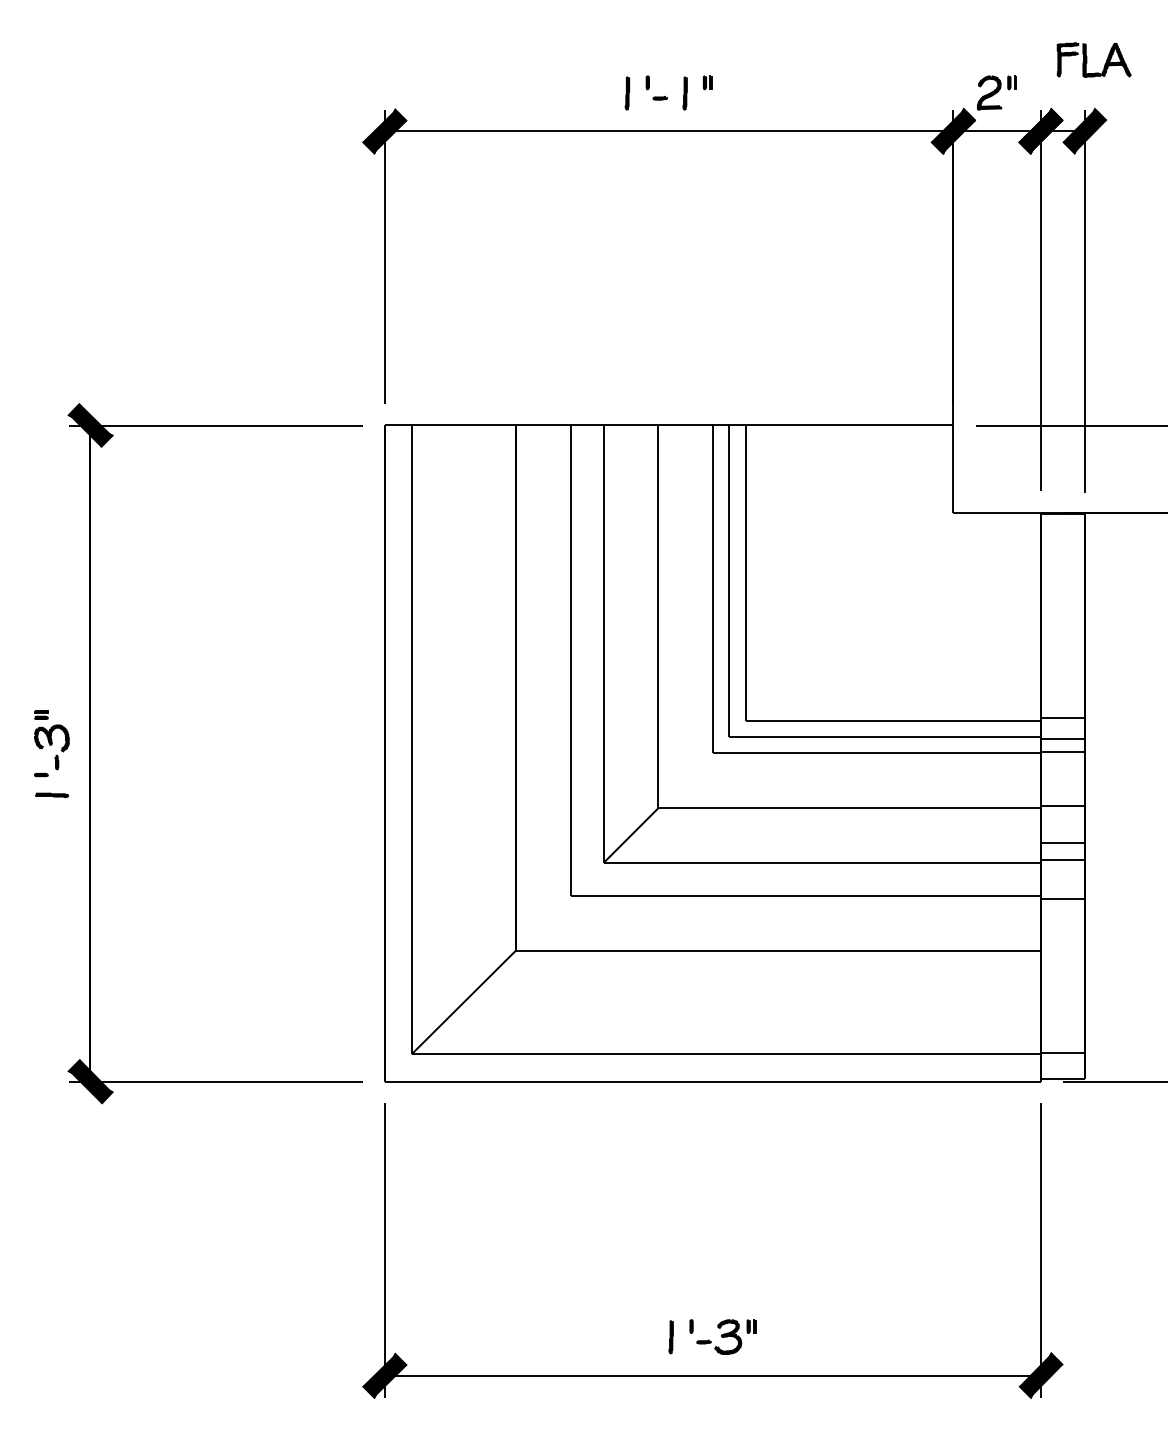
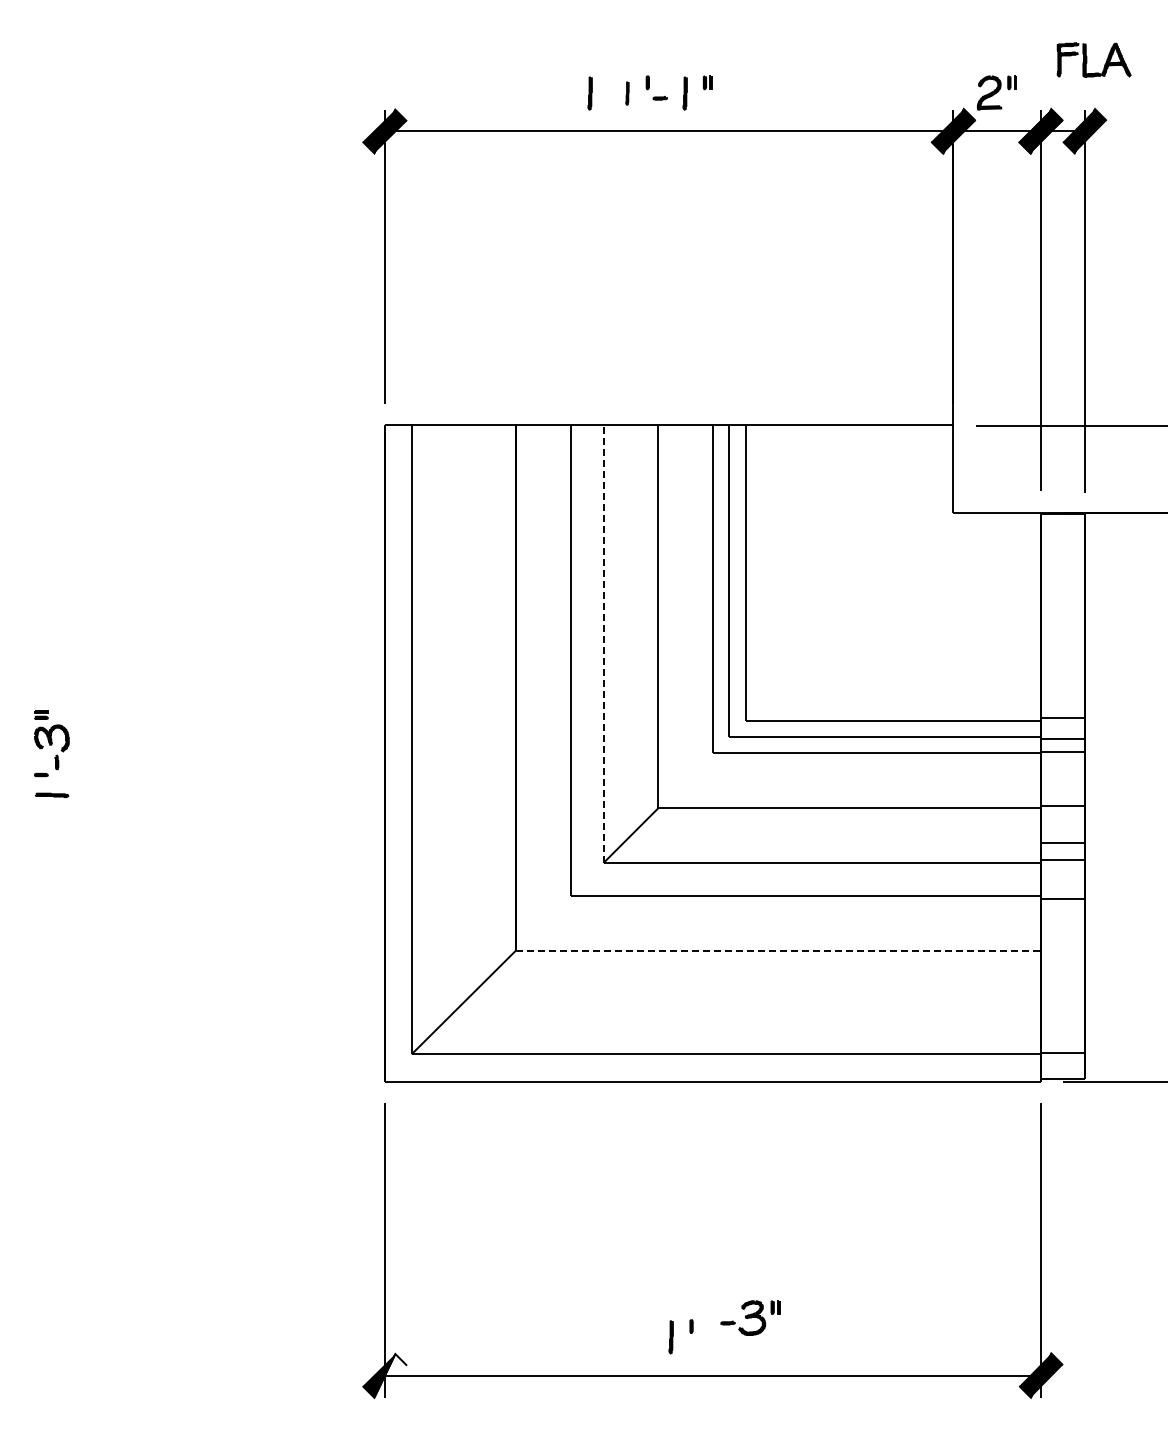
part: none -> present (589, 93)
part size: 7x35 px -> 5x25 px (627, 93)
line: solid -> dashed (603, 644)
part: present -> none (90, 753)
line: solid -> dashed (778, 950)
part position: (726, 1336) -> (750, 1317) (750, 1317)
fill: present -> none (390, 1375)
